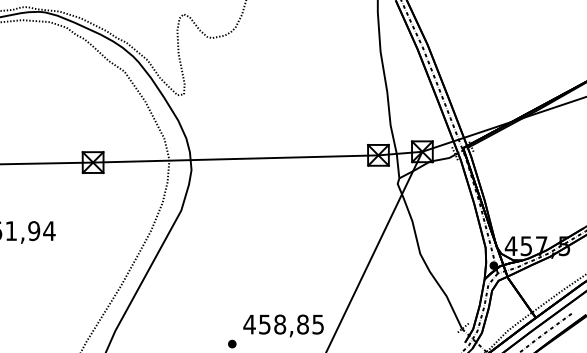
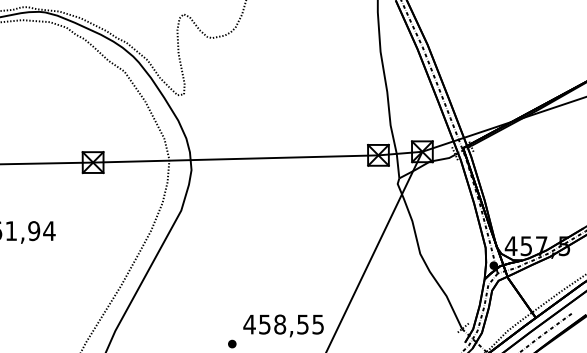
text: 458,85 -> 458,55 (302, 324)
